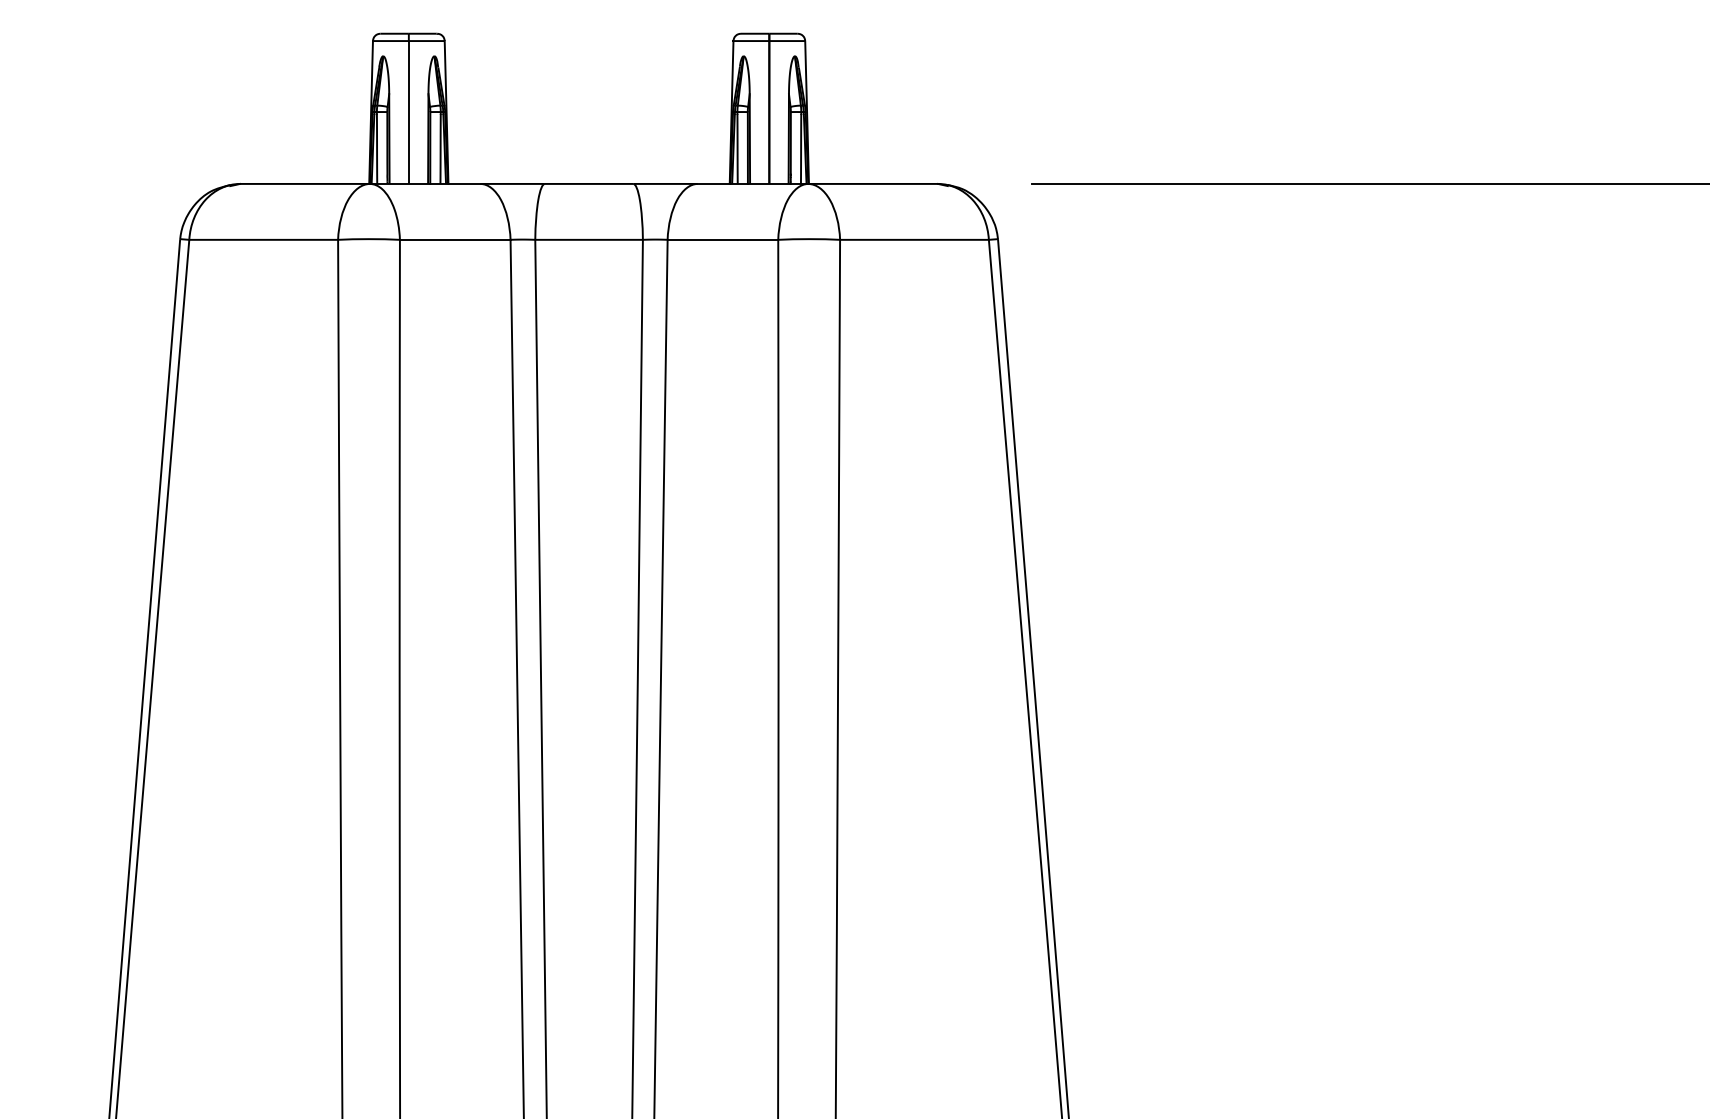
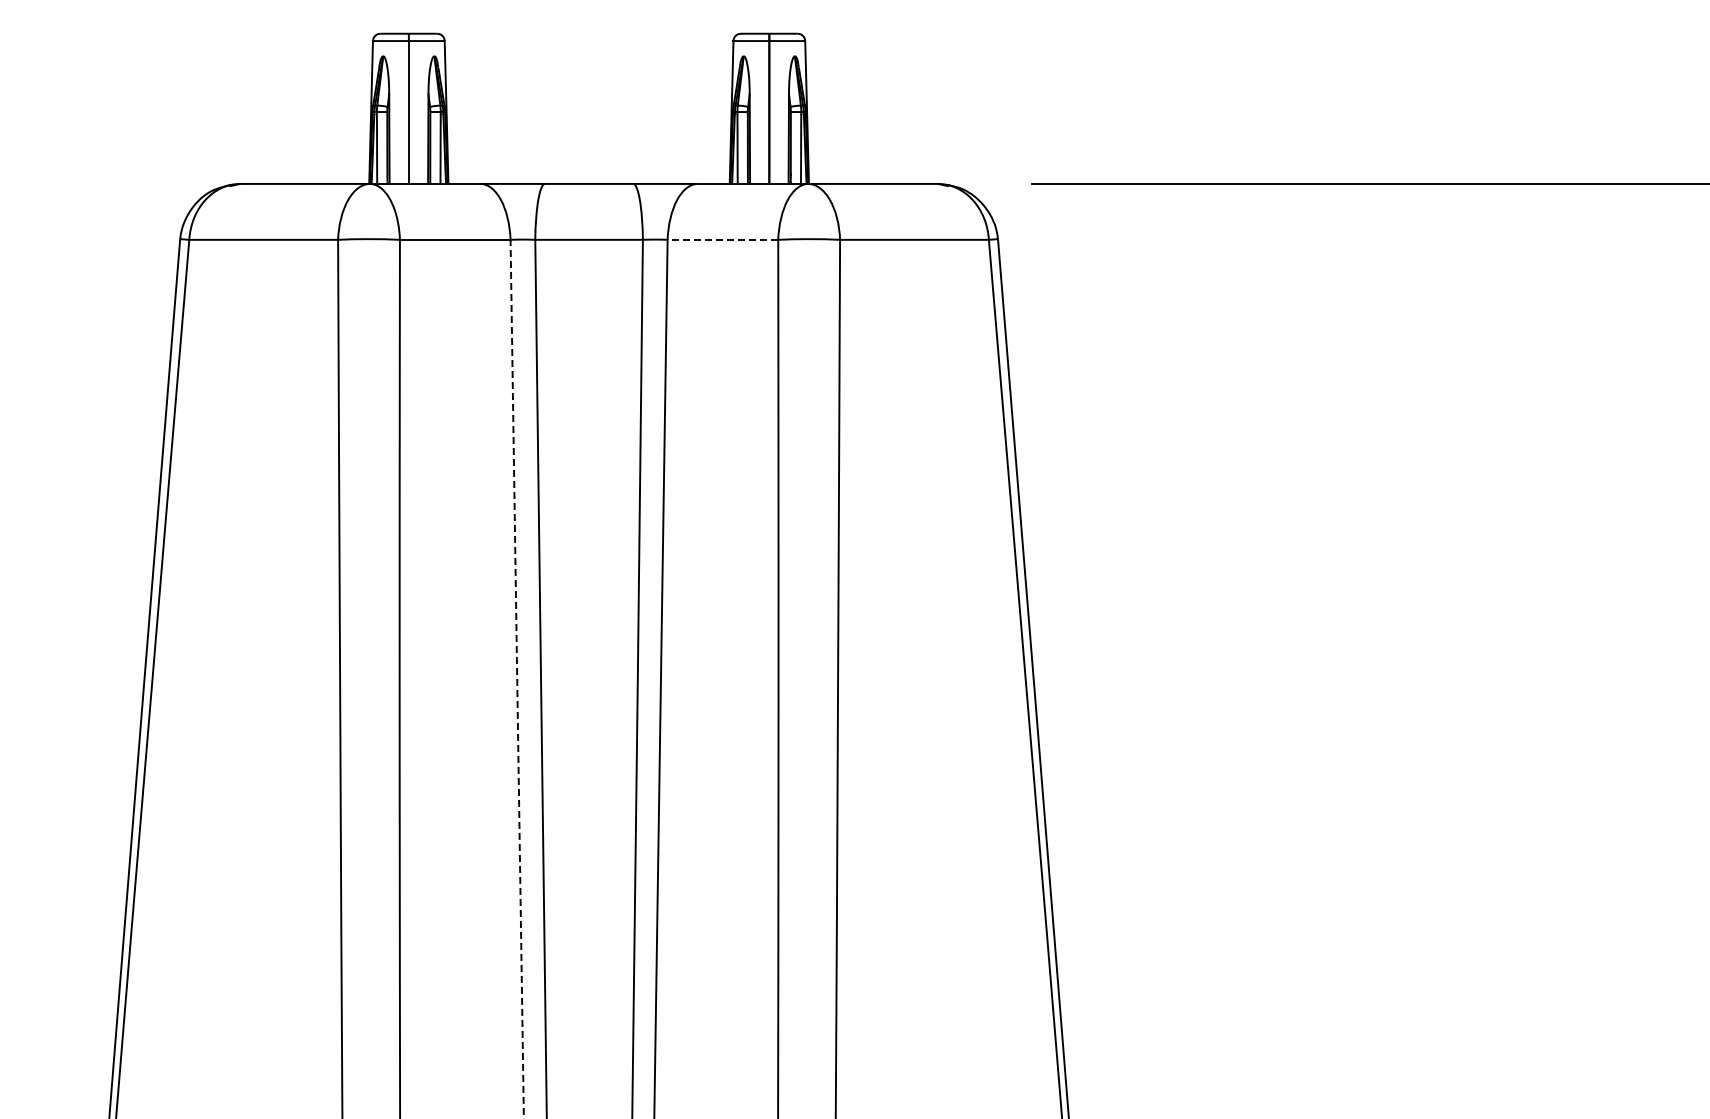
line: solid -> dashed (722, 239)
line: solid -> dashed (517, 678)
